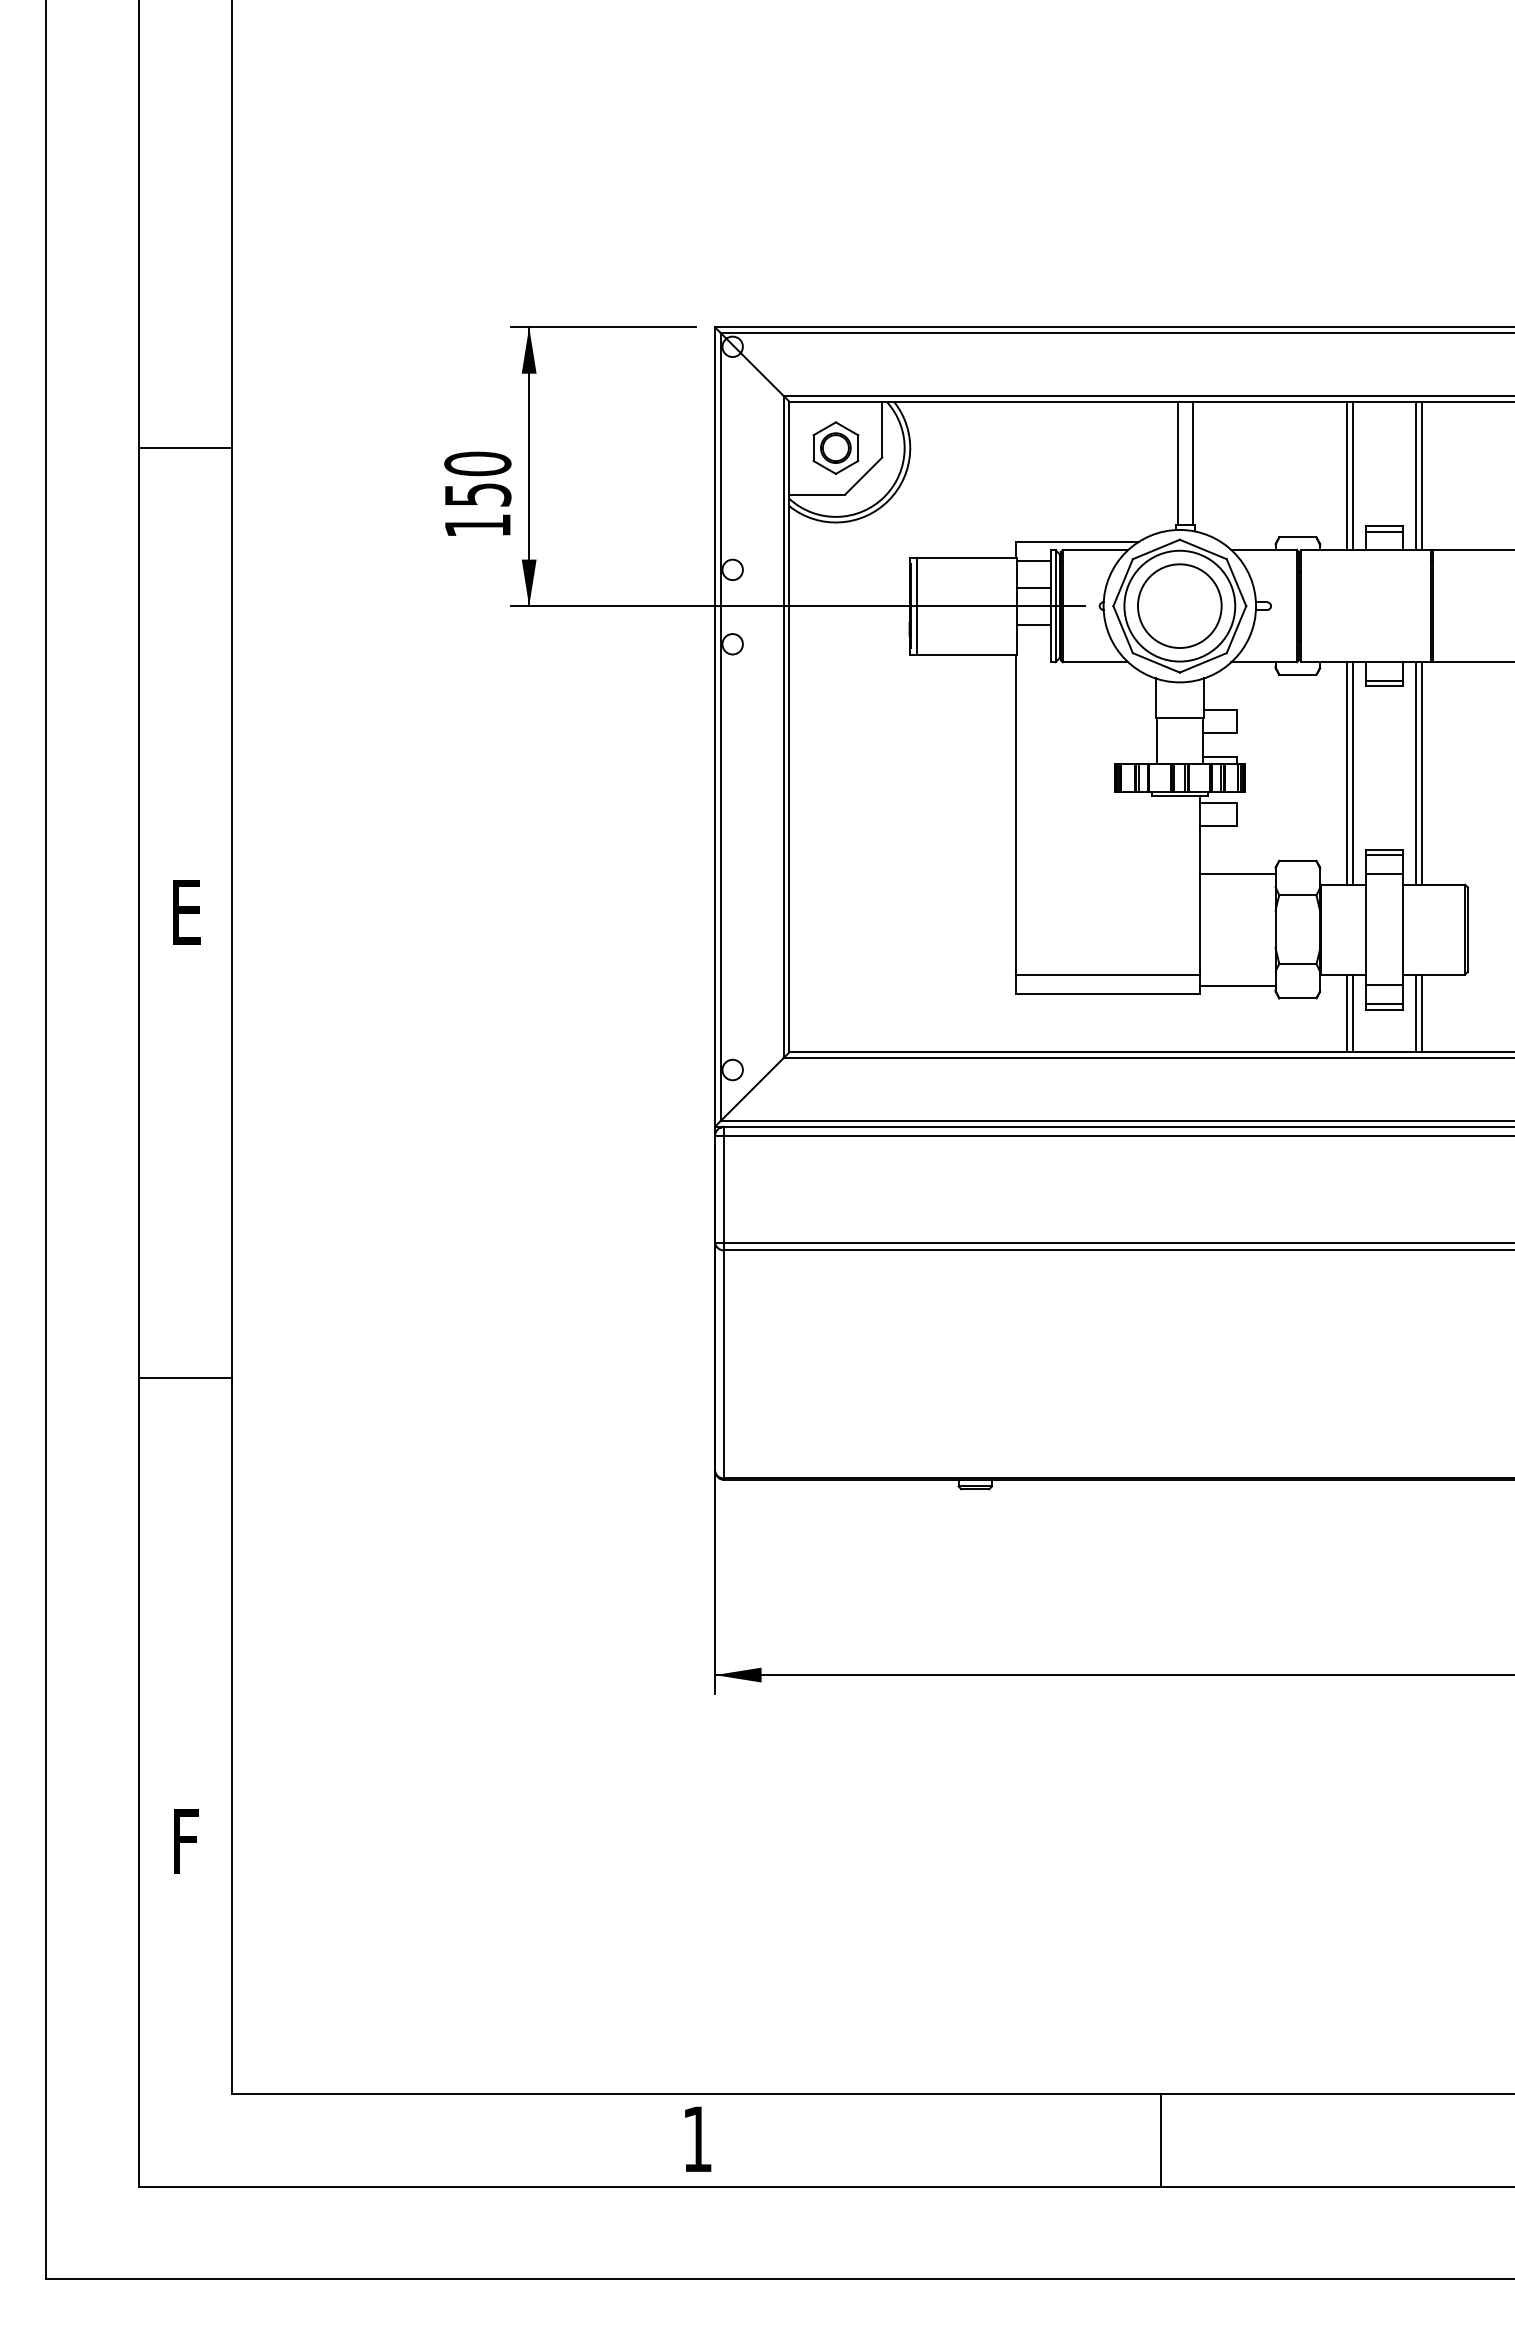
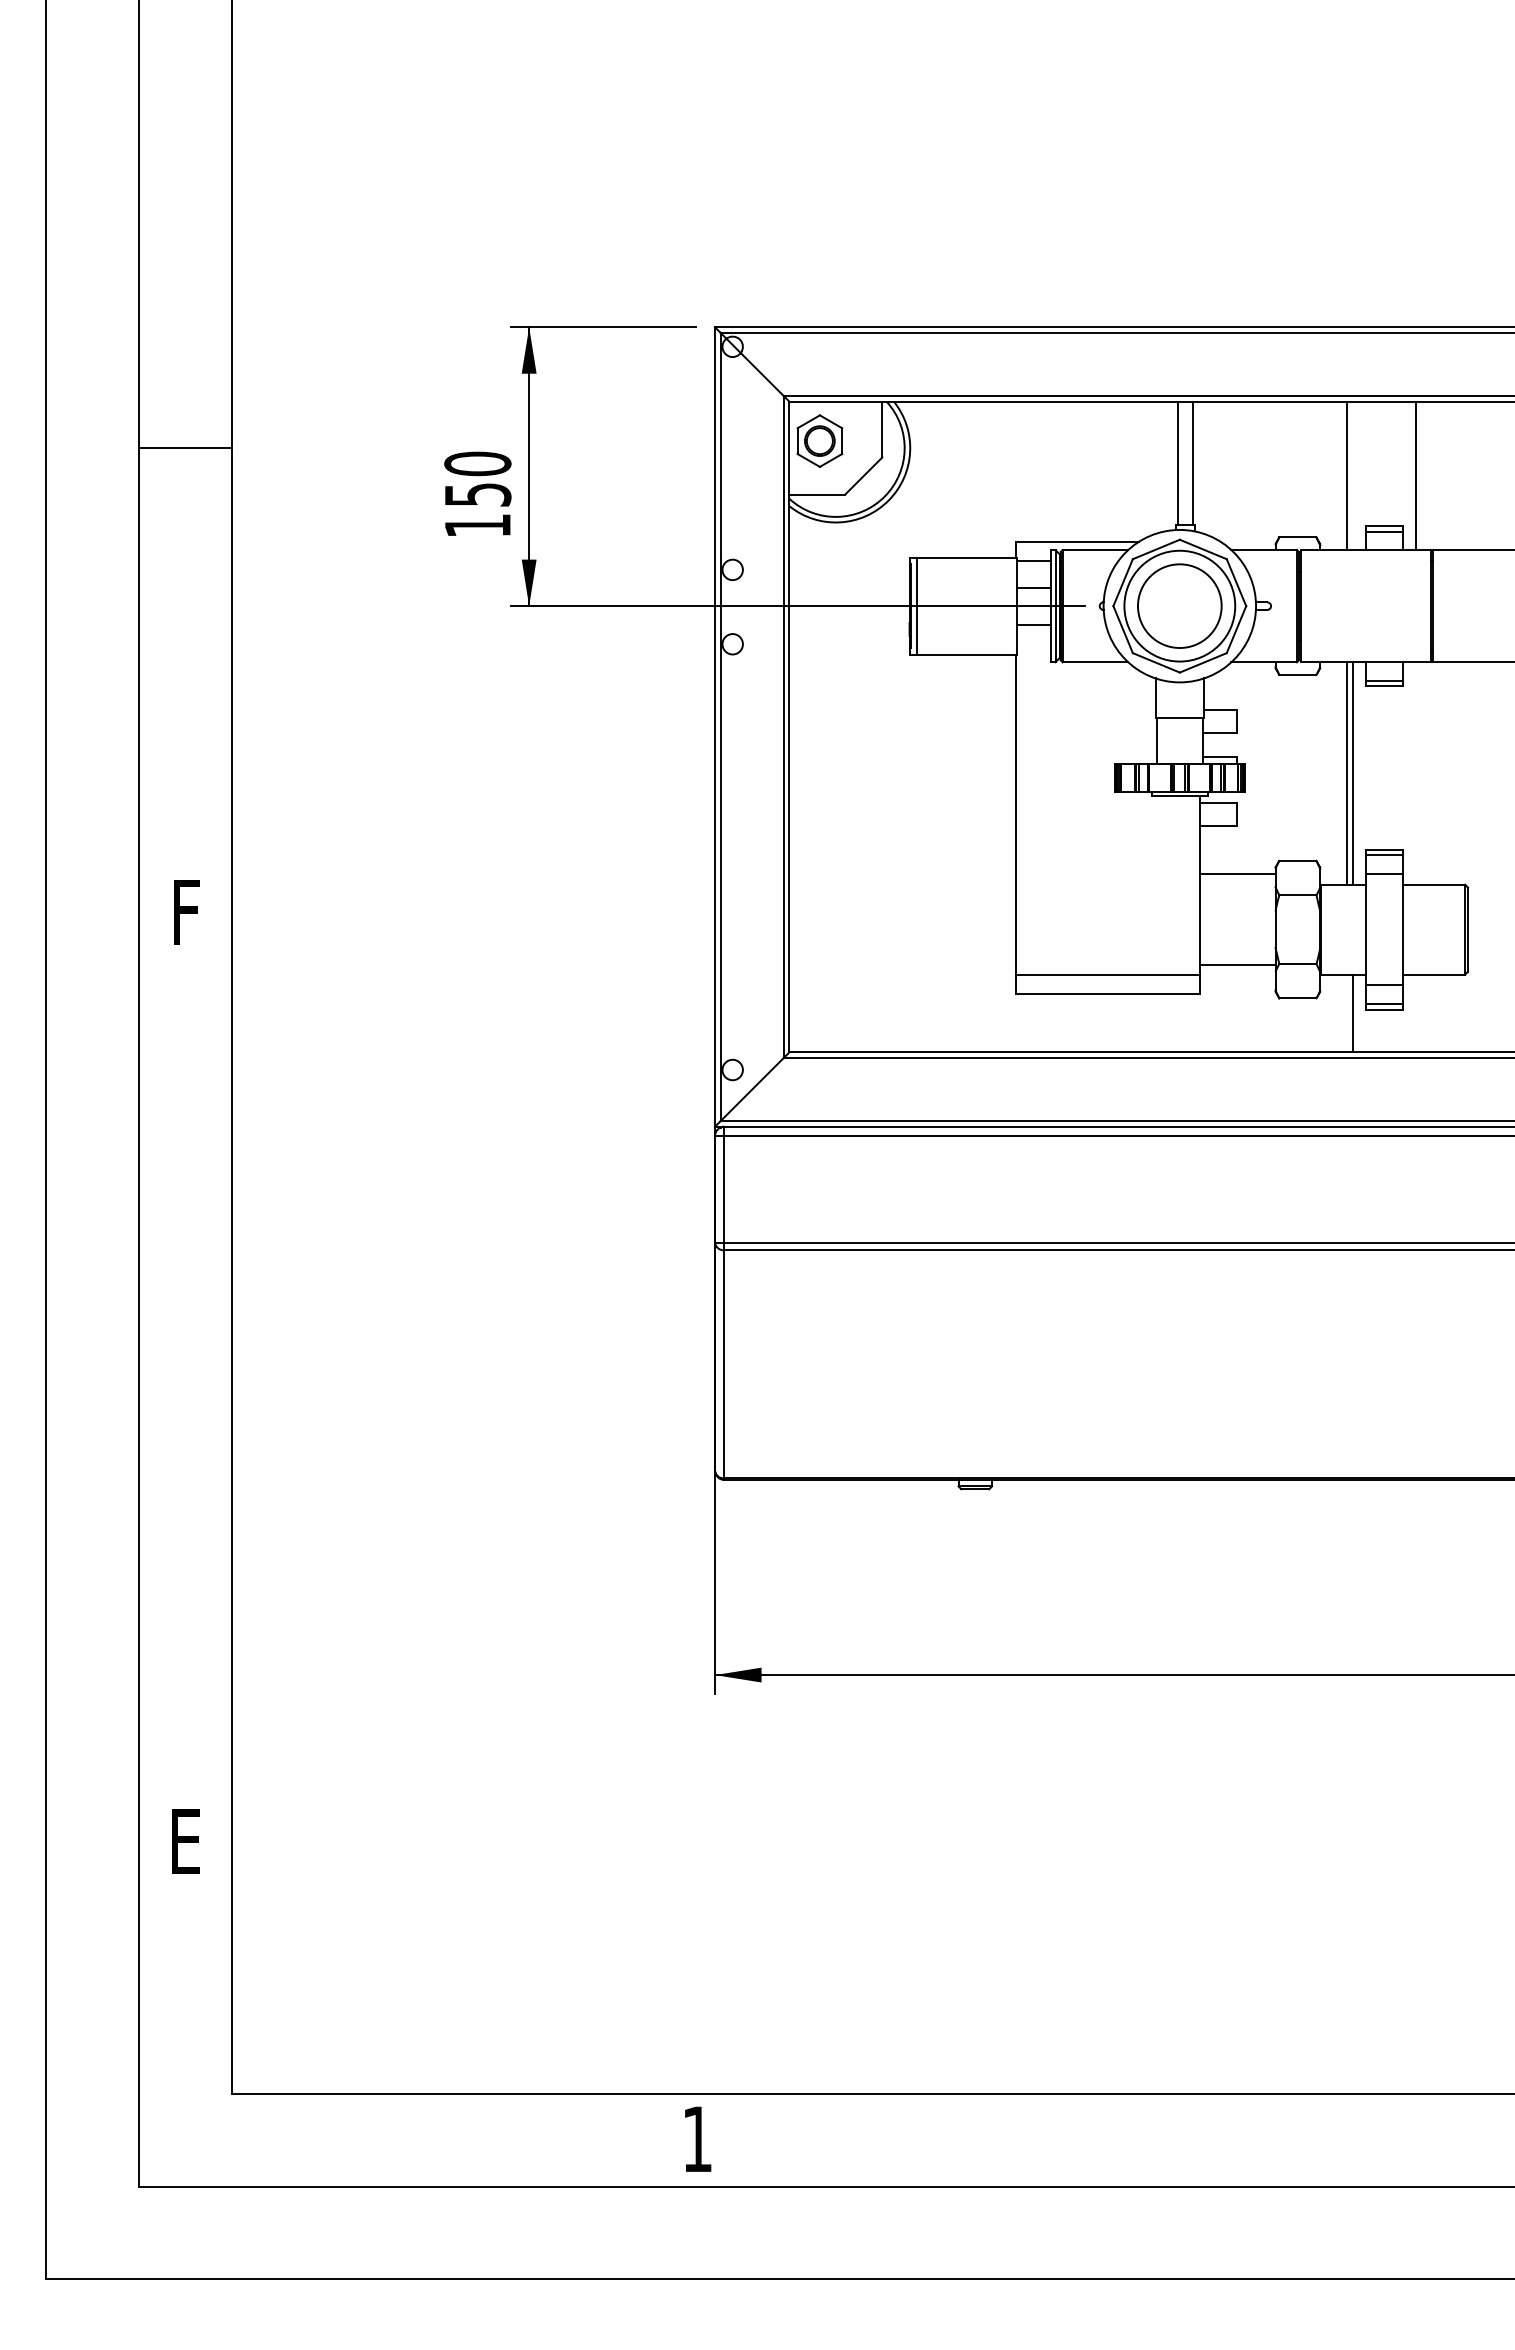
part position: (835, 447) -> (819, 440) (819, 440)
line: present -> none (1352, 475)
line: present -> none (1421, 475)
line: present -> none (1415, 773)
line: present -> none (1421, 773)
text: E -> F (186, 912)
line position: (1237, 985) -> (1237, 964) (1237, 964)
line: present -> none (1347, 1013)
line: present -> none (1415, 1013)
line: present -> none (1421, 1013)
line: present -> none (184, 1377)
text: F -> E (185, 1841)
line: present -> none (1161, 2139)
